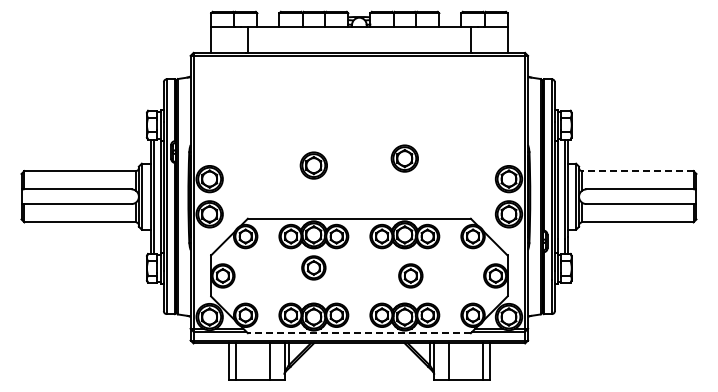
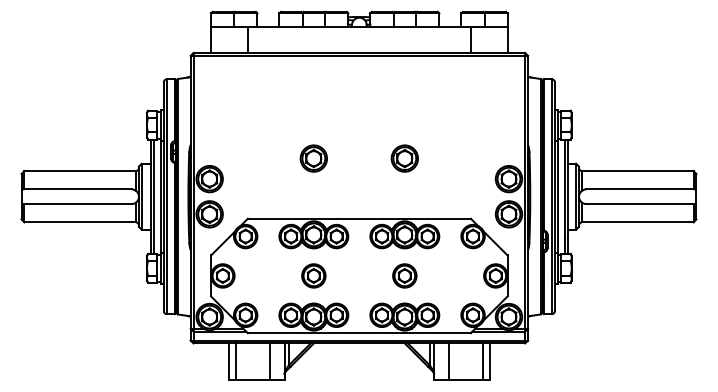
part position: (313, 165) -> (313, 158) (313, 158)
line: dashed -> solid (637, 171)
part position: (313, 267) -> (313, 275) (313, 275)
part position: (410, 275) -> (404, 275) (404, 275)
line: dashed -> solid (359, 333)
